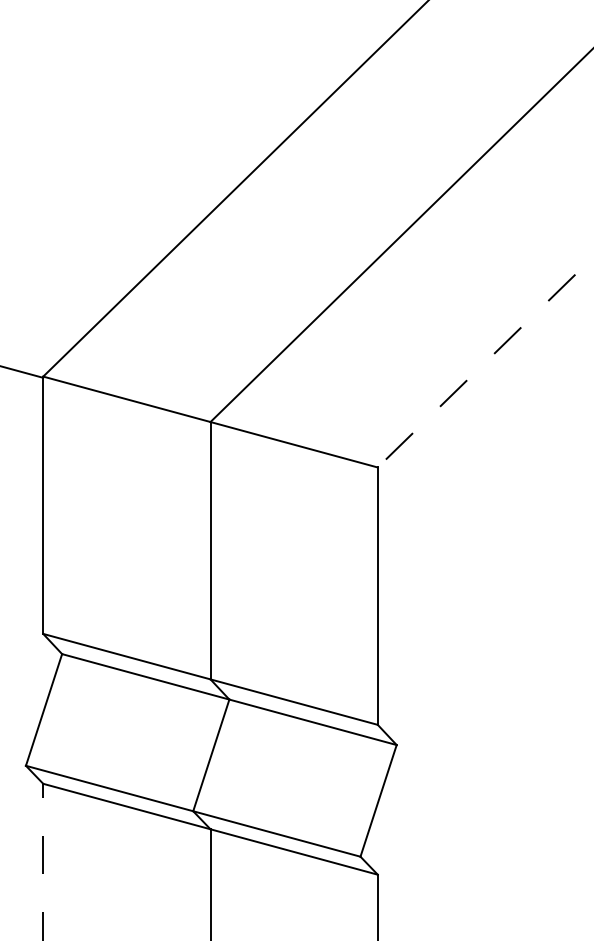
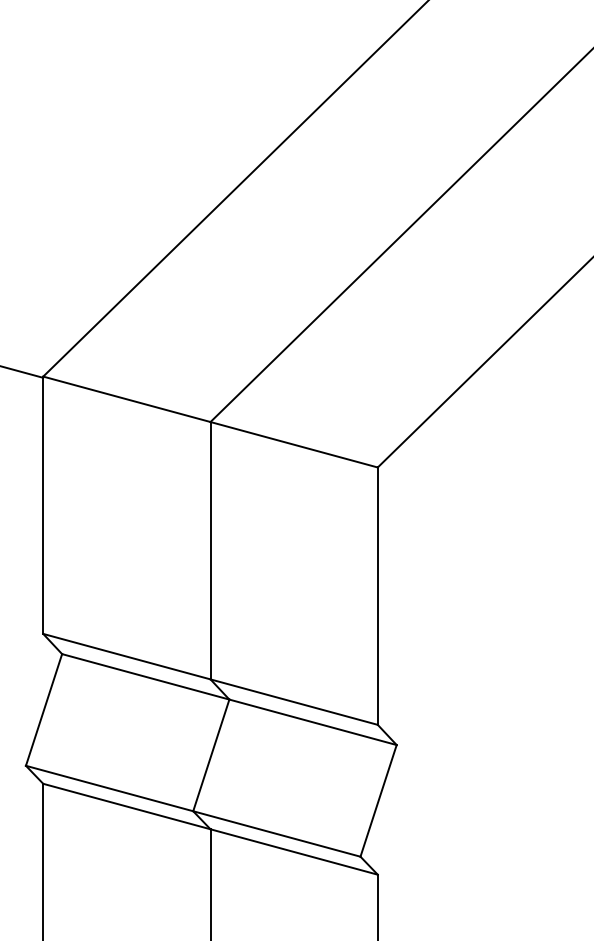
line: dashed -> solid (485, 362)
line: dashed -> solid (43, 861)
